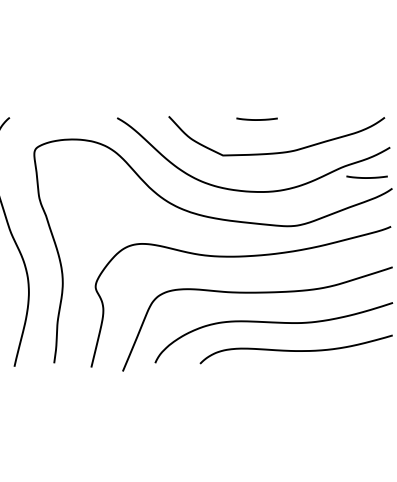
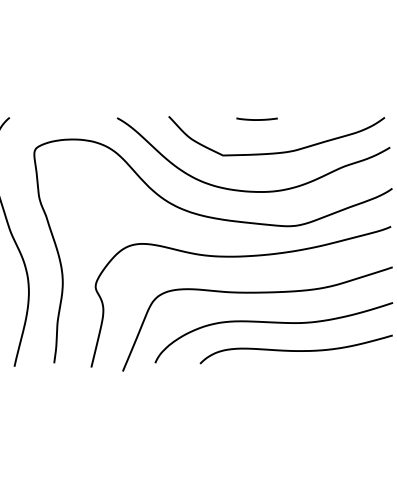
line: present -> none (366, 177)
